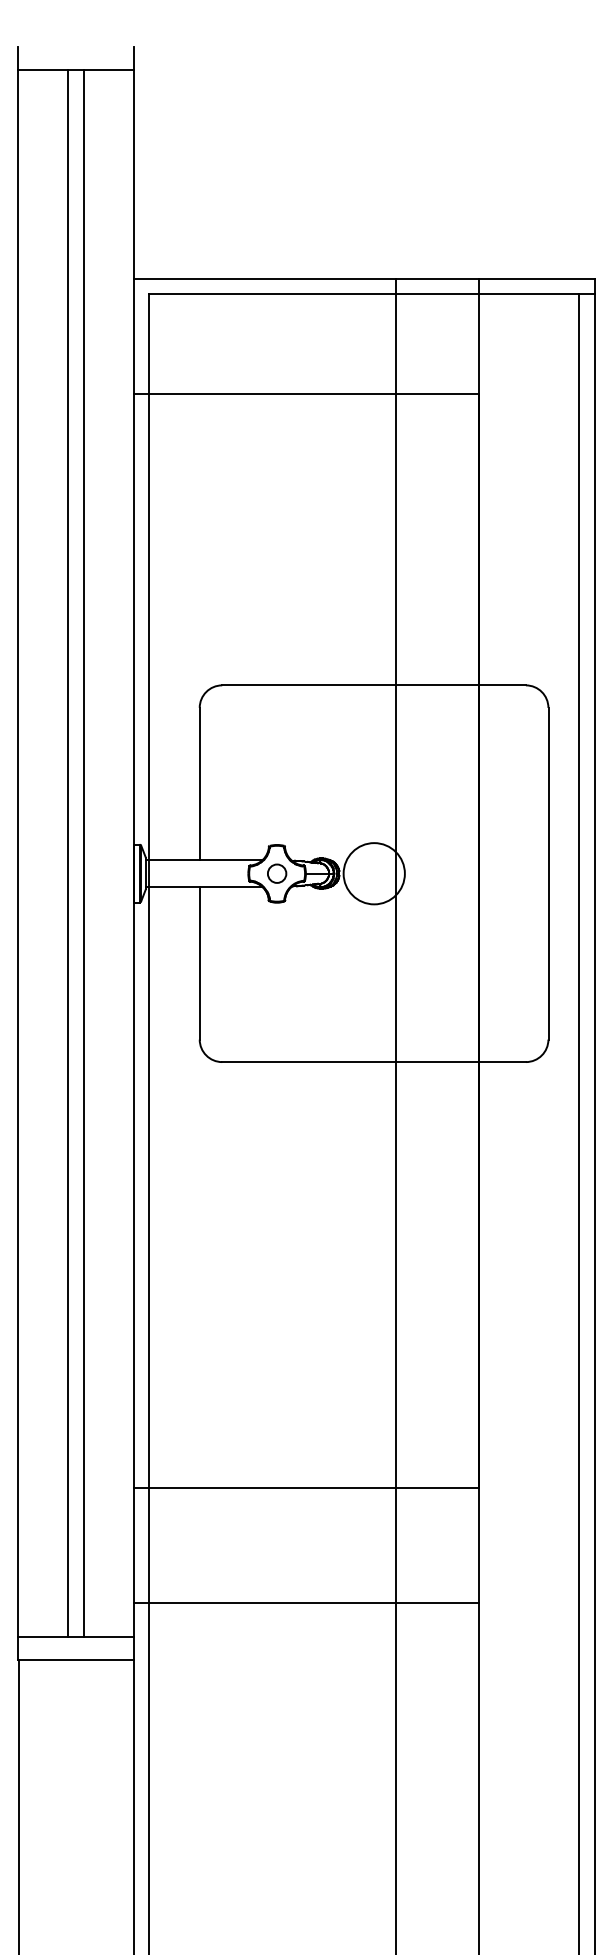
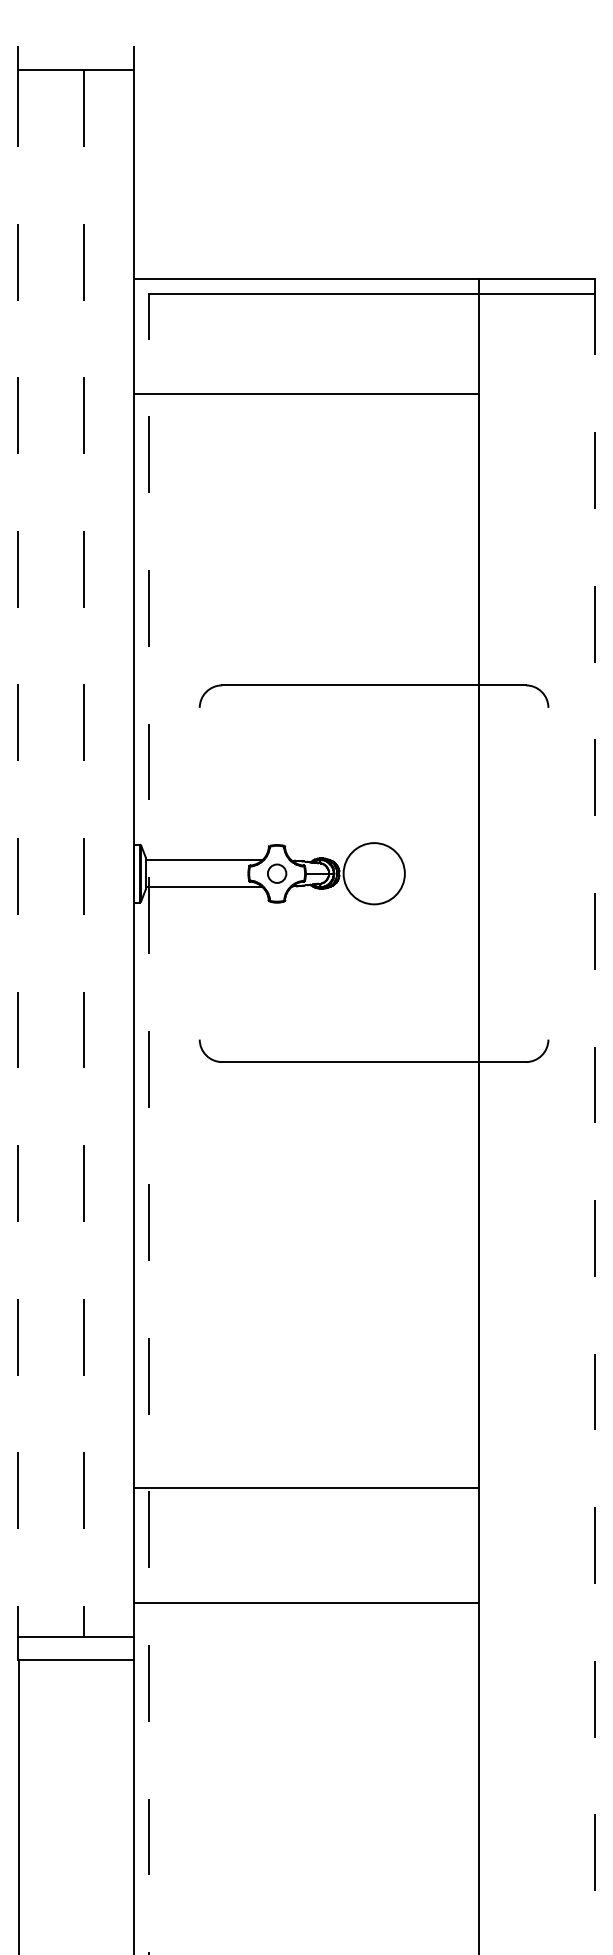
line: present -> none (199, 783)
line: solid -> dashed (18, 853)
line: present -> none (68, 853)
line: solid -> dashed (83, 853)
line: present -> none (548, 873)
line: present -> none (199, 963)
line: present -> none (396, 1114)
line: solid -> dashed (594, 1116)
line: present -> none (579, 1122)
line: solid -> dashed (149, 1123)
